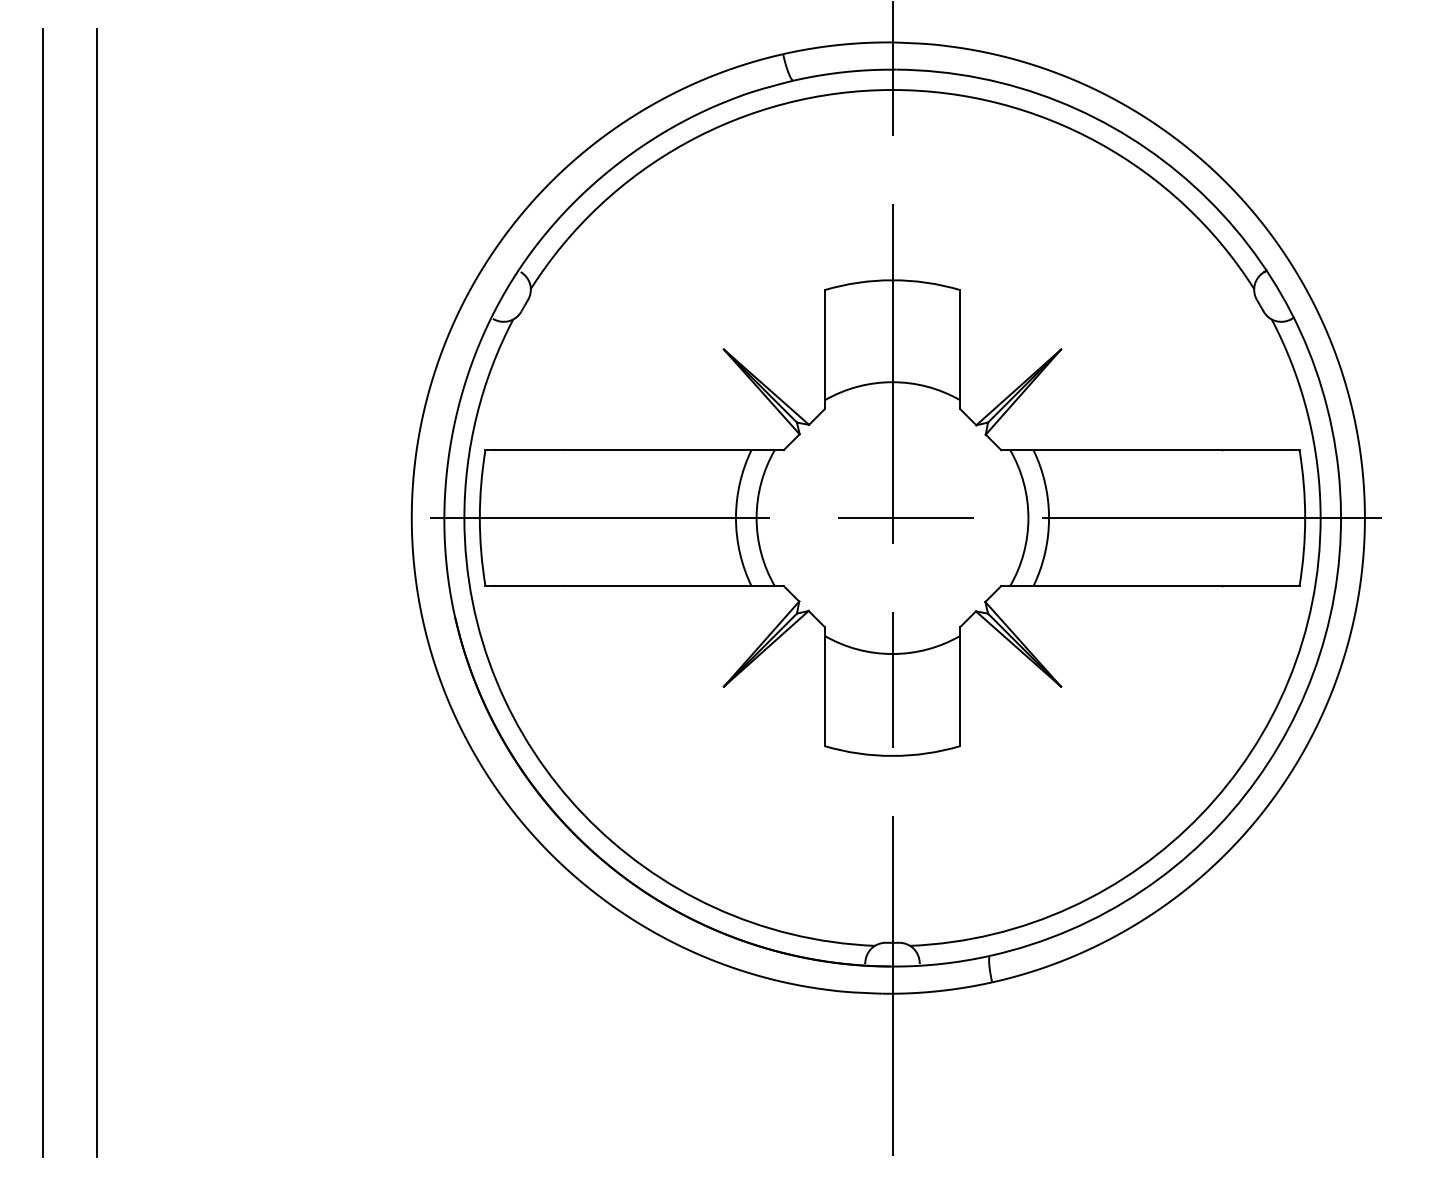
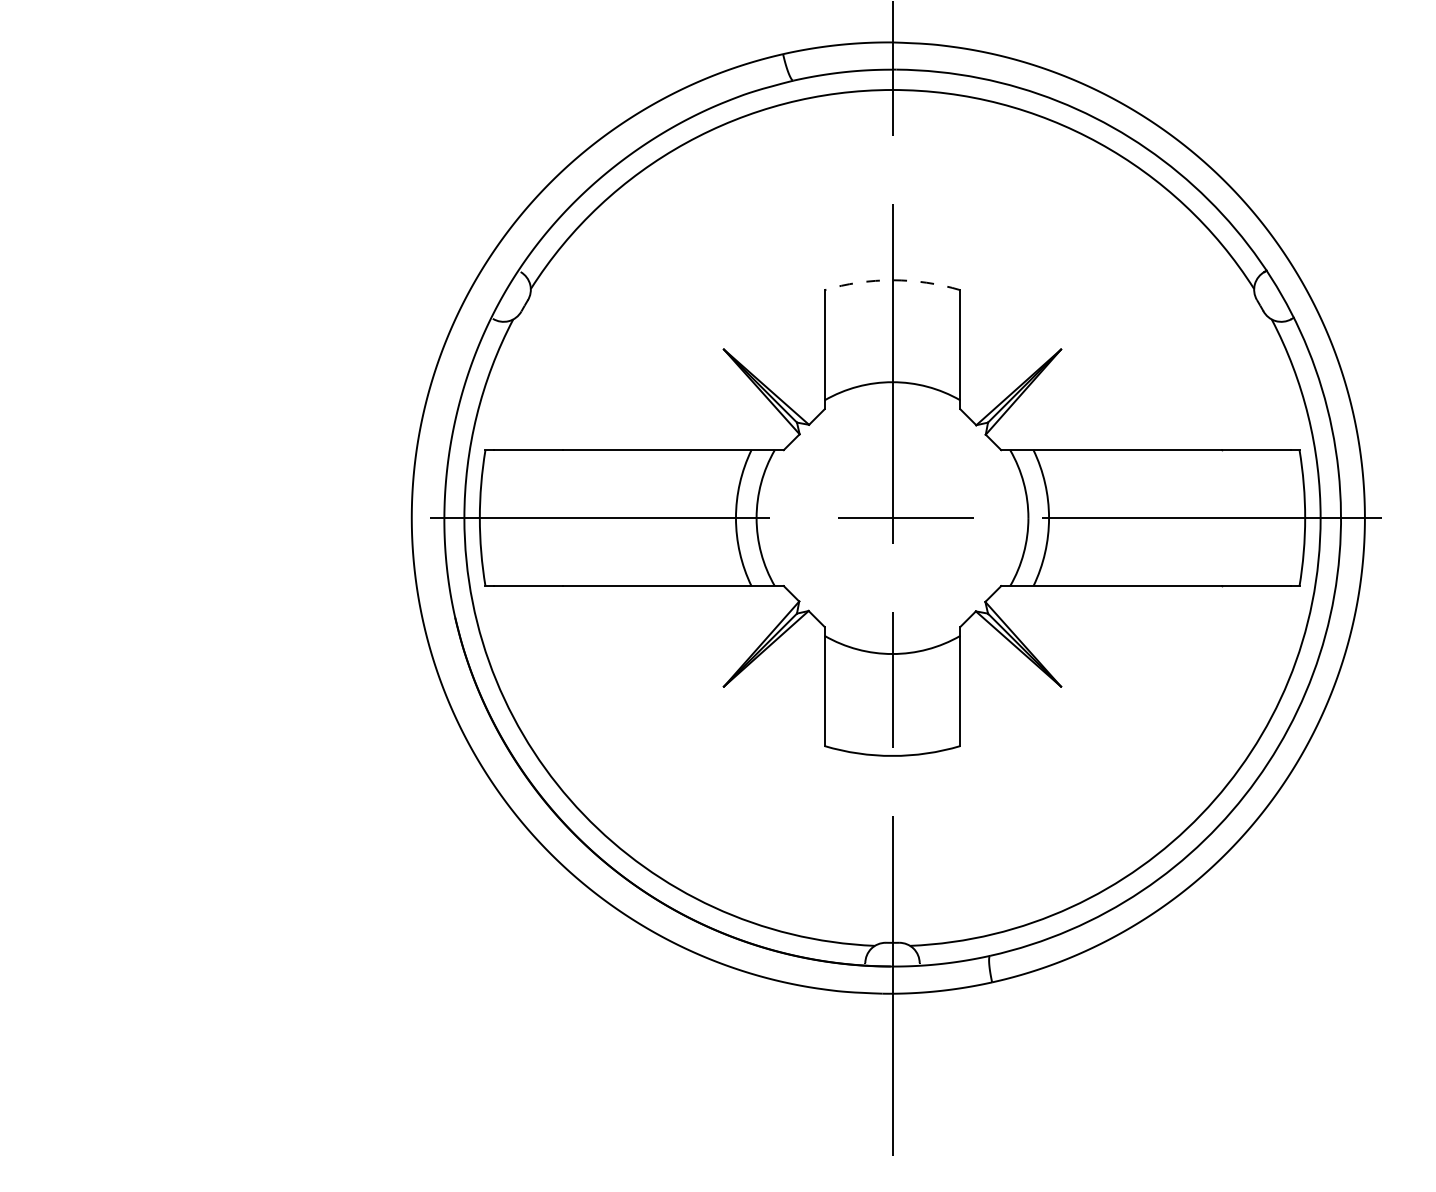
arc: solid -> dashed (892, 280)
line: present -> none (43, 592)
line: present -> none (96, 592)
